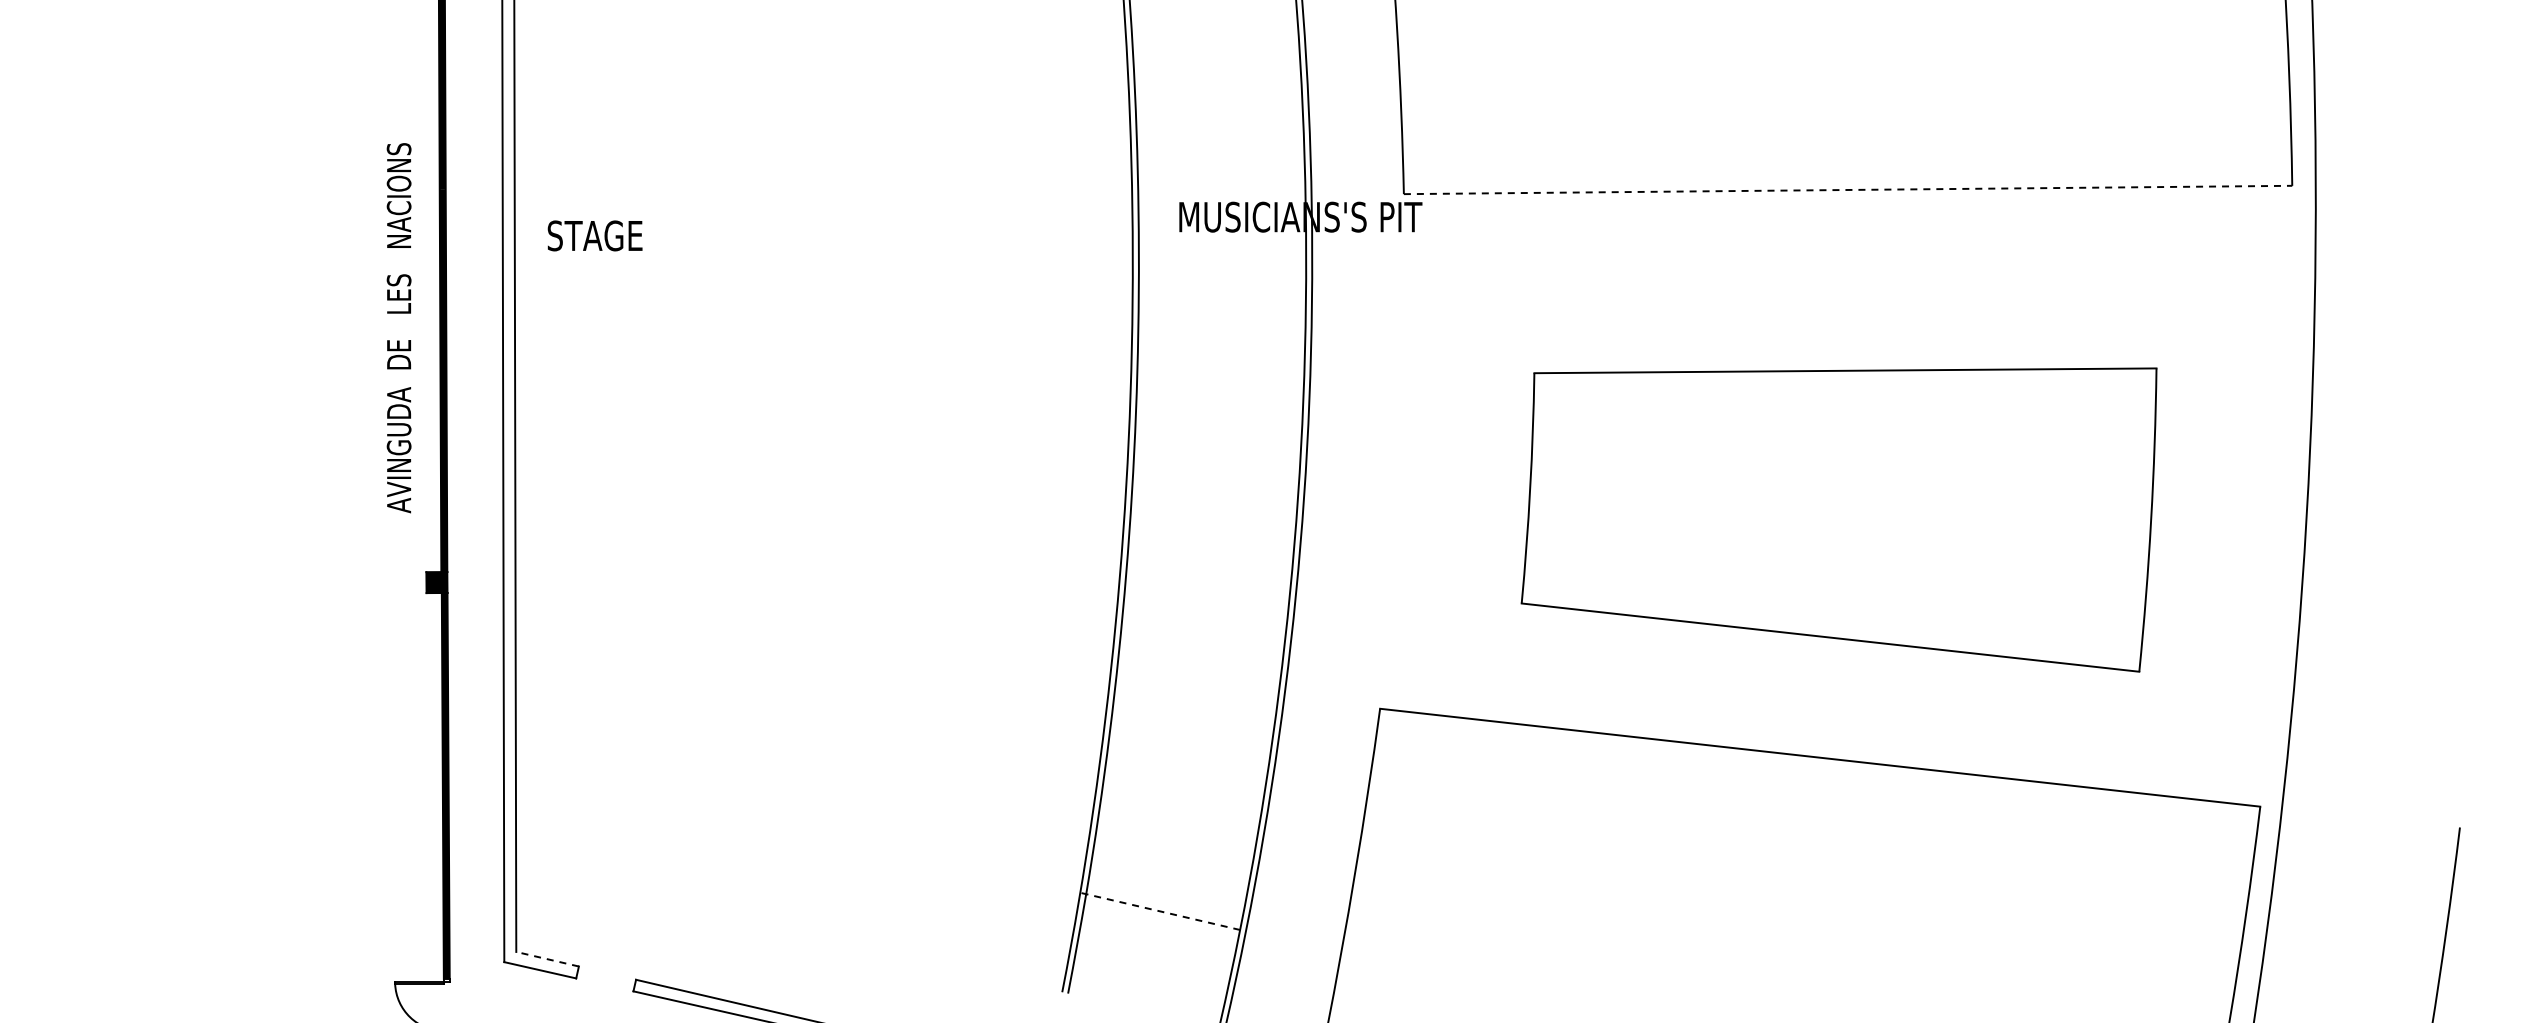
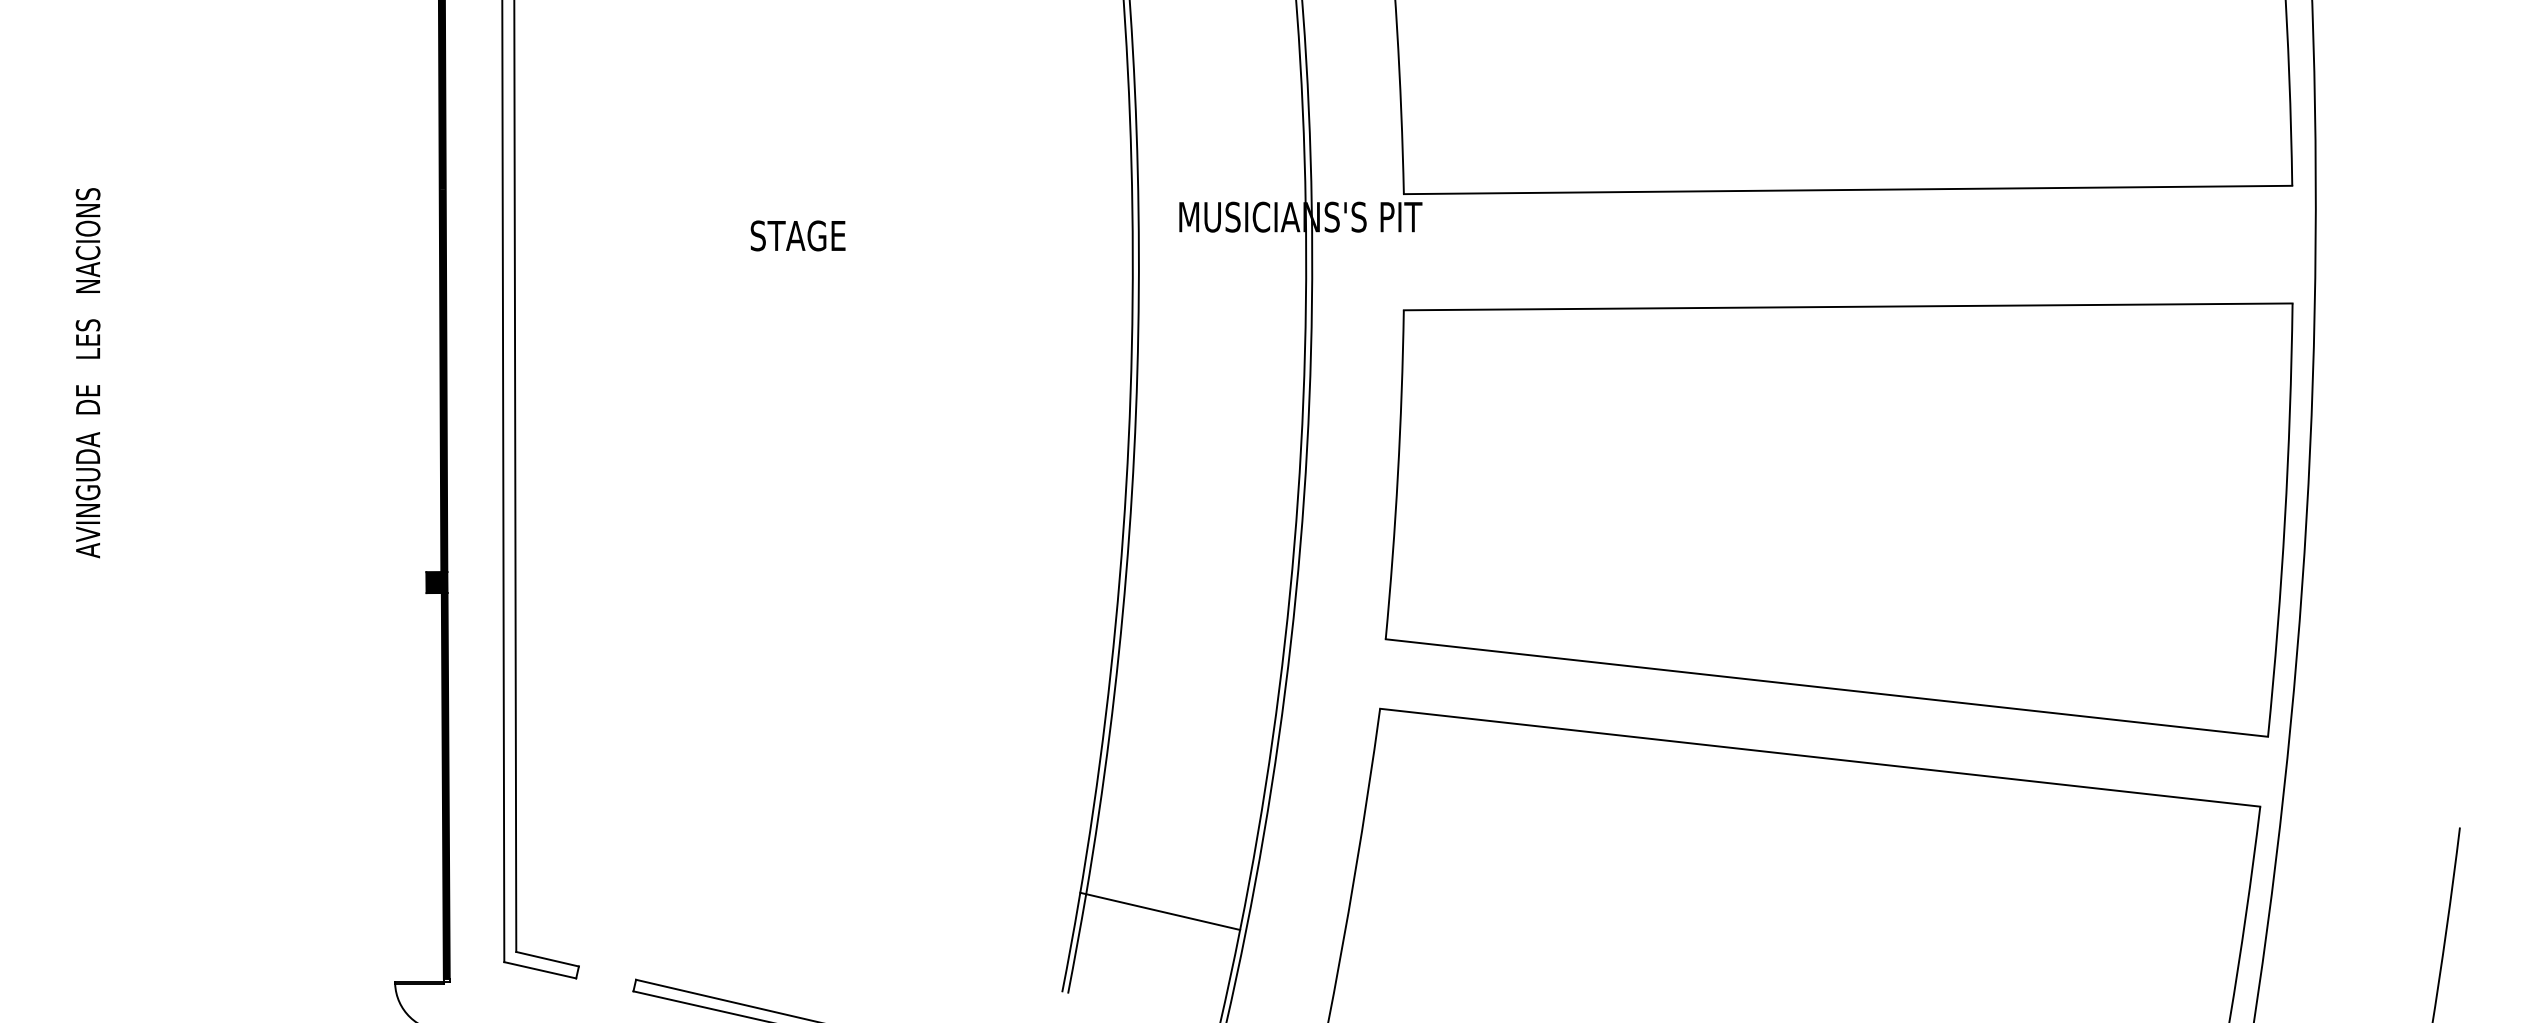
line: dashed -> solid (1848, 189)
text position: (594, 235) -> (797, 235) (797, 235)
text position: (398, 328) -> (87, 373) (87, 373)
part size: 638x306 px -> 910x436 px (1838, 519)
line: dashed -> solid (1159, 911)
line: dashed -> solid (547, 959)
